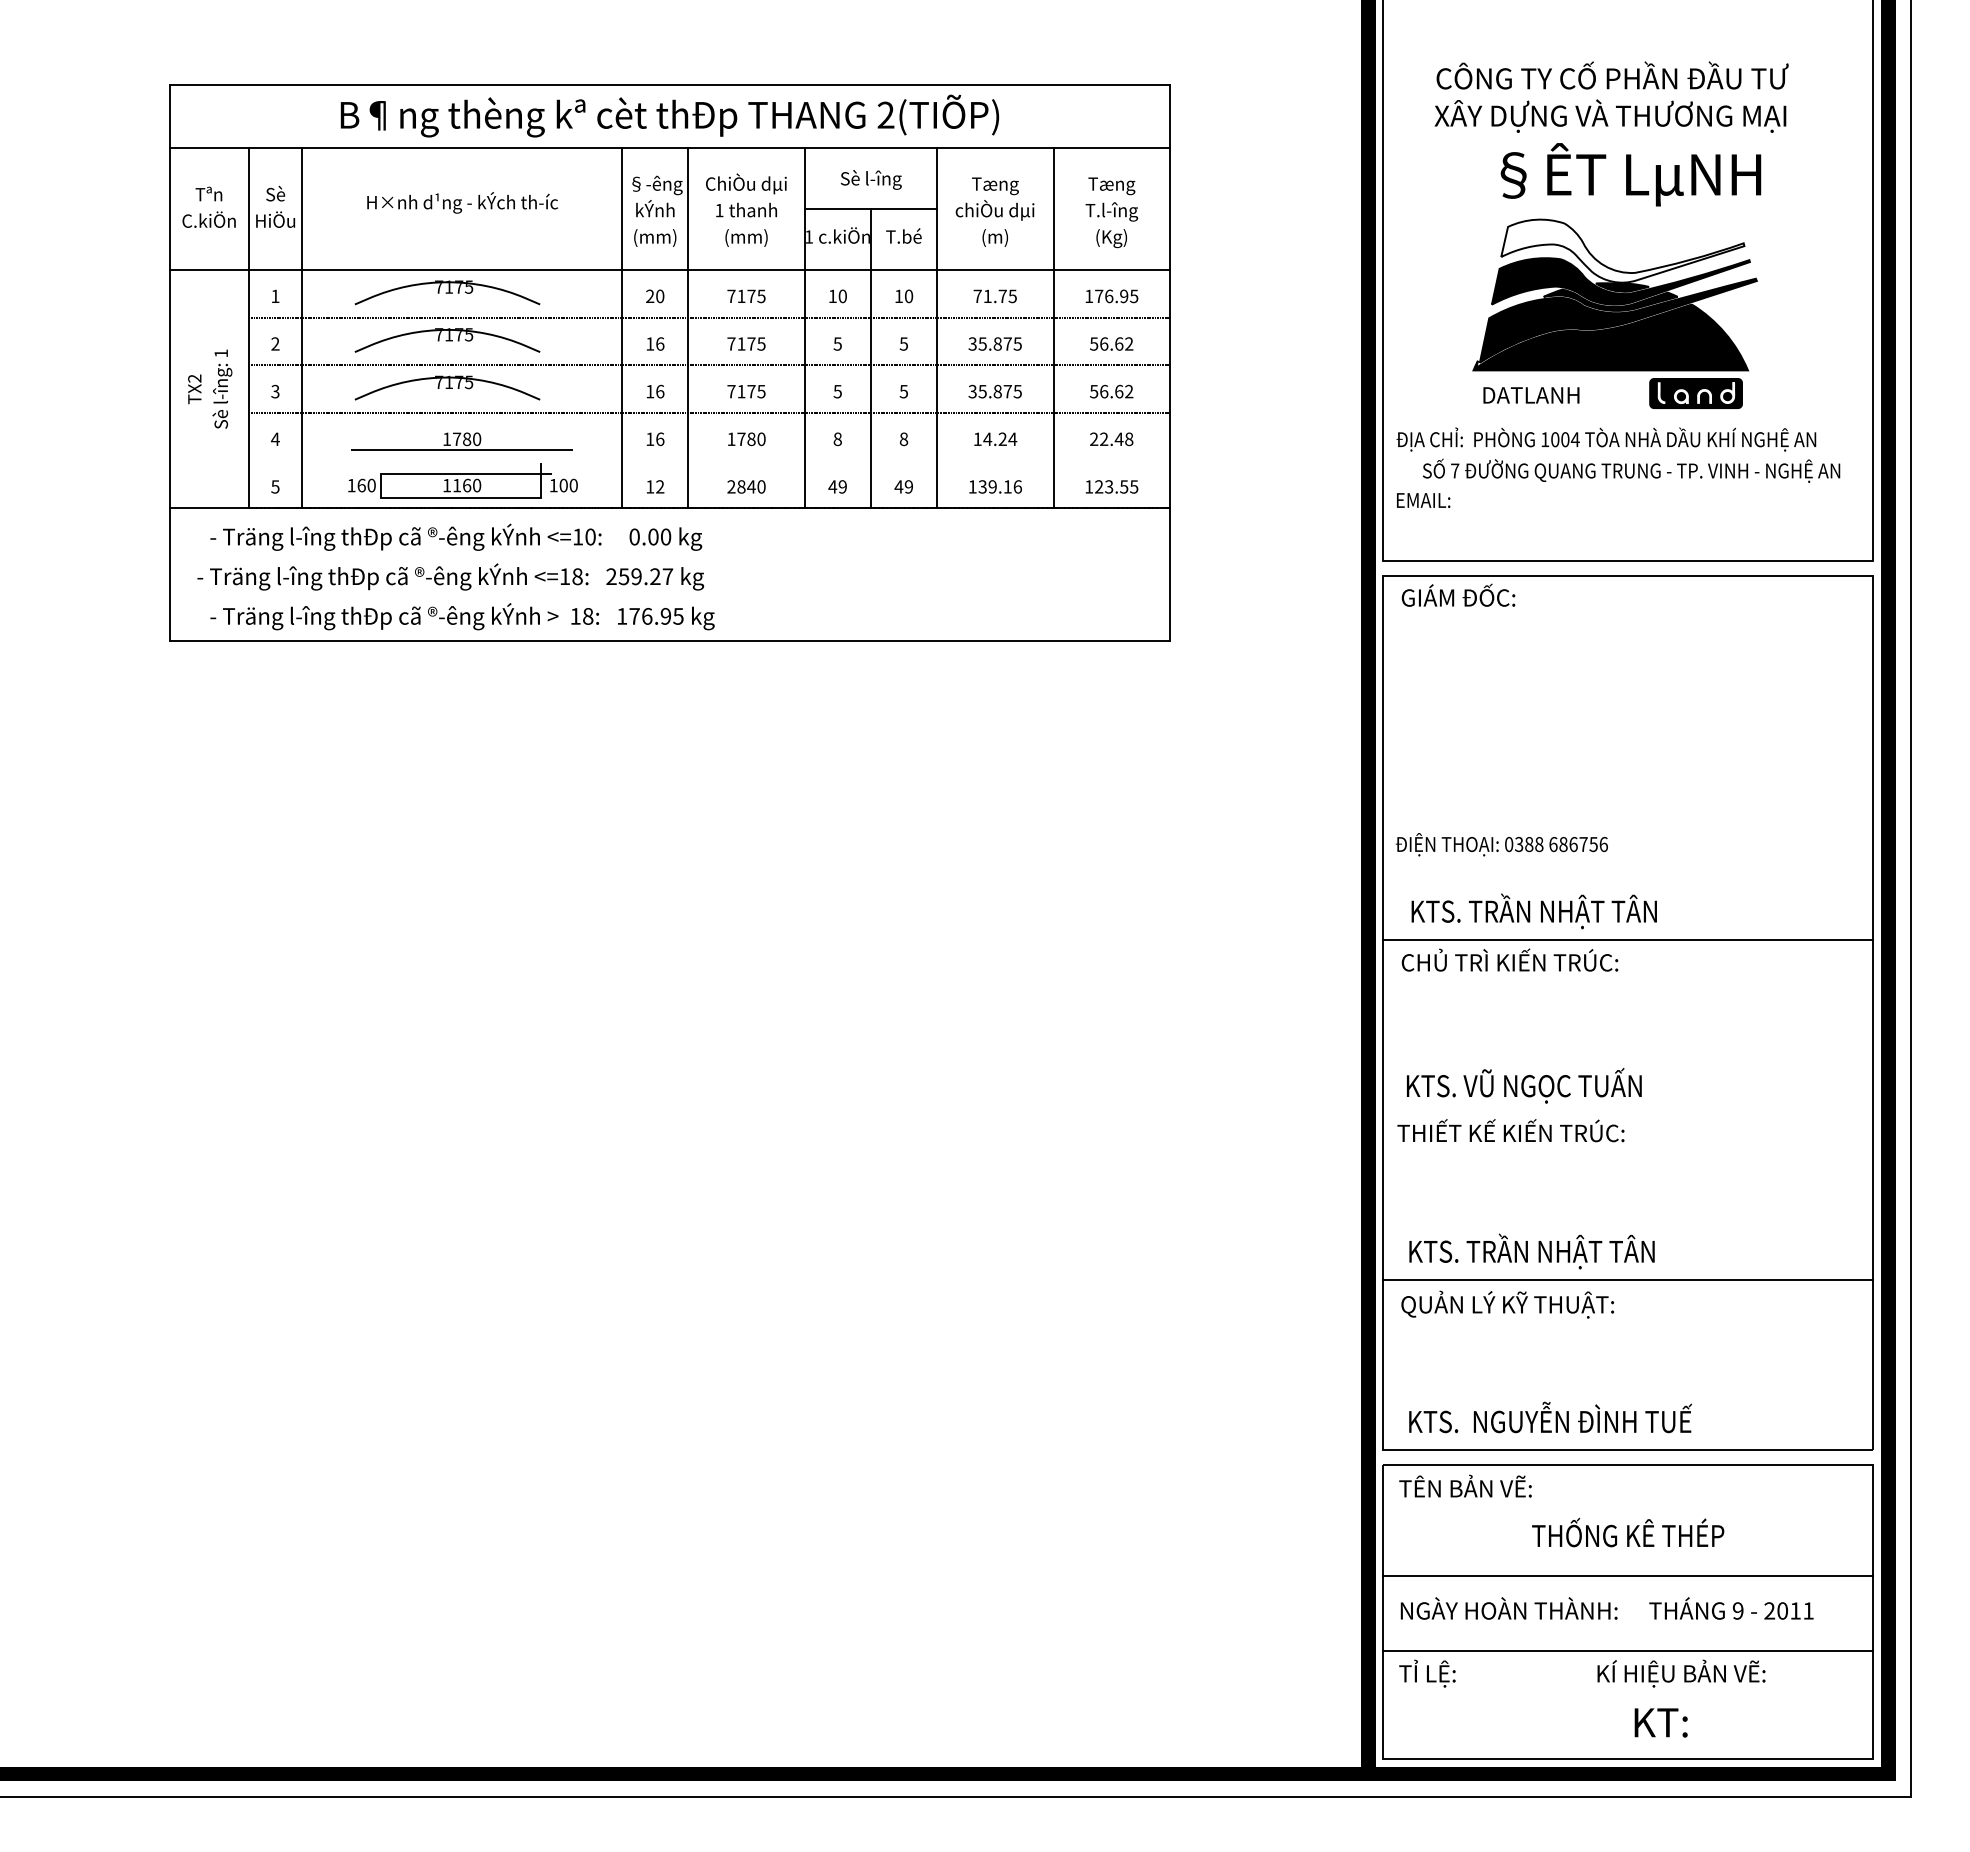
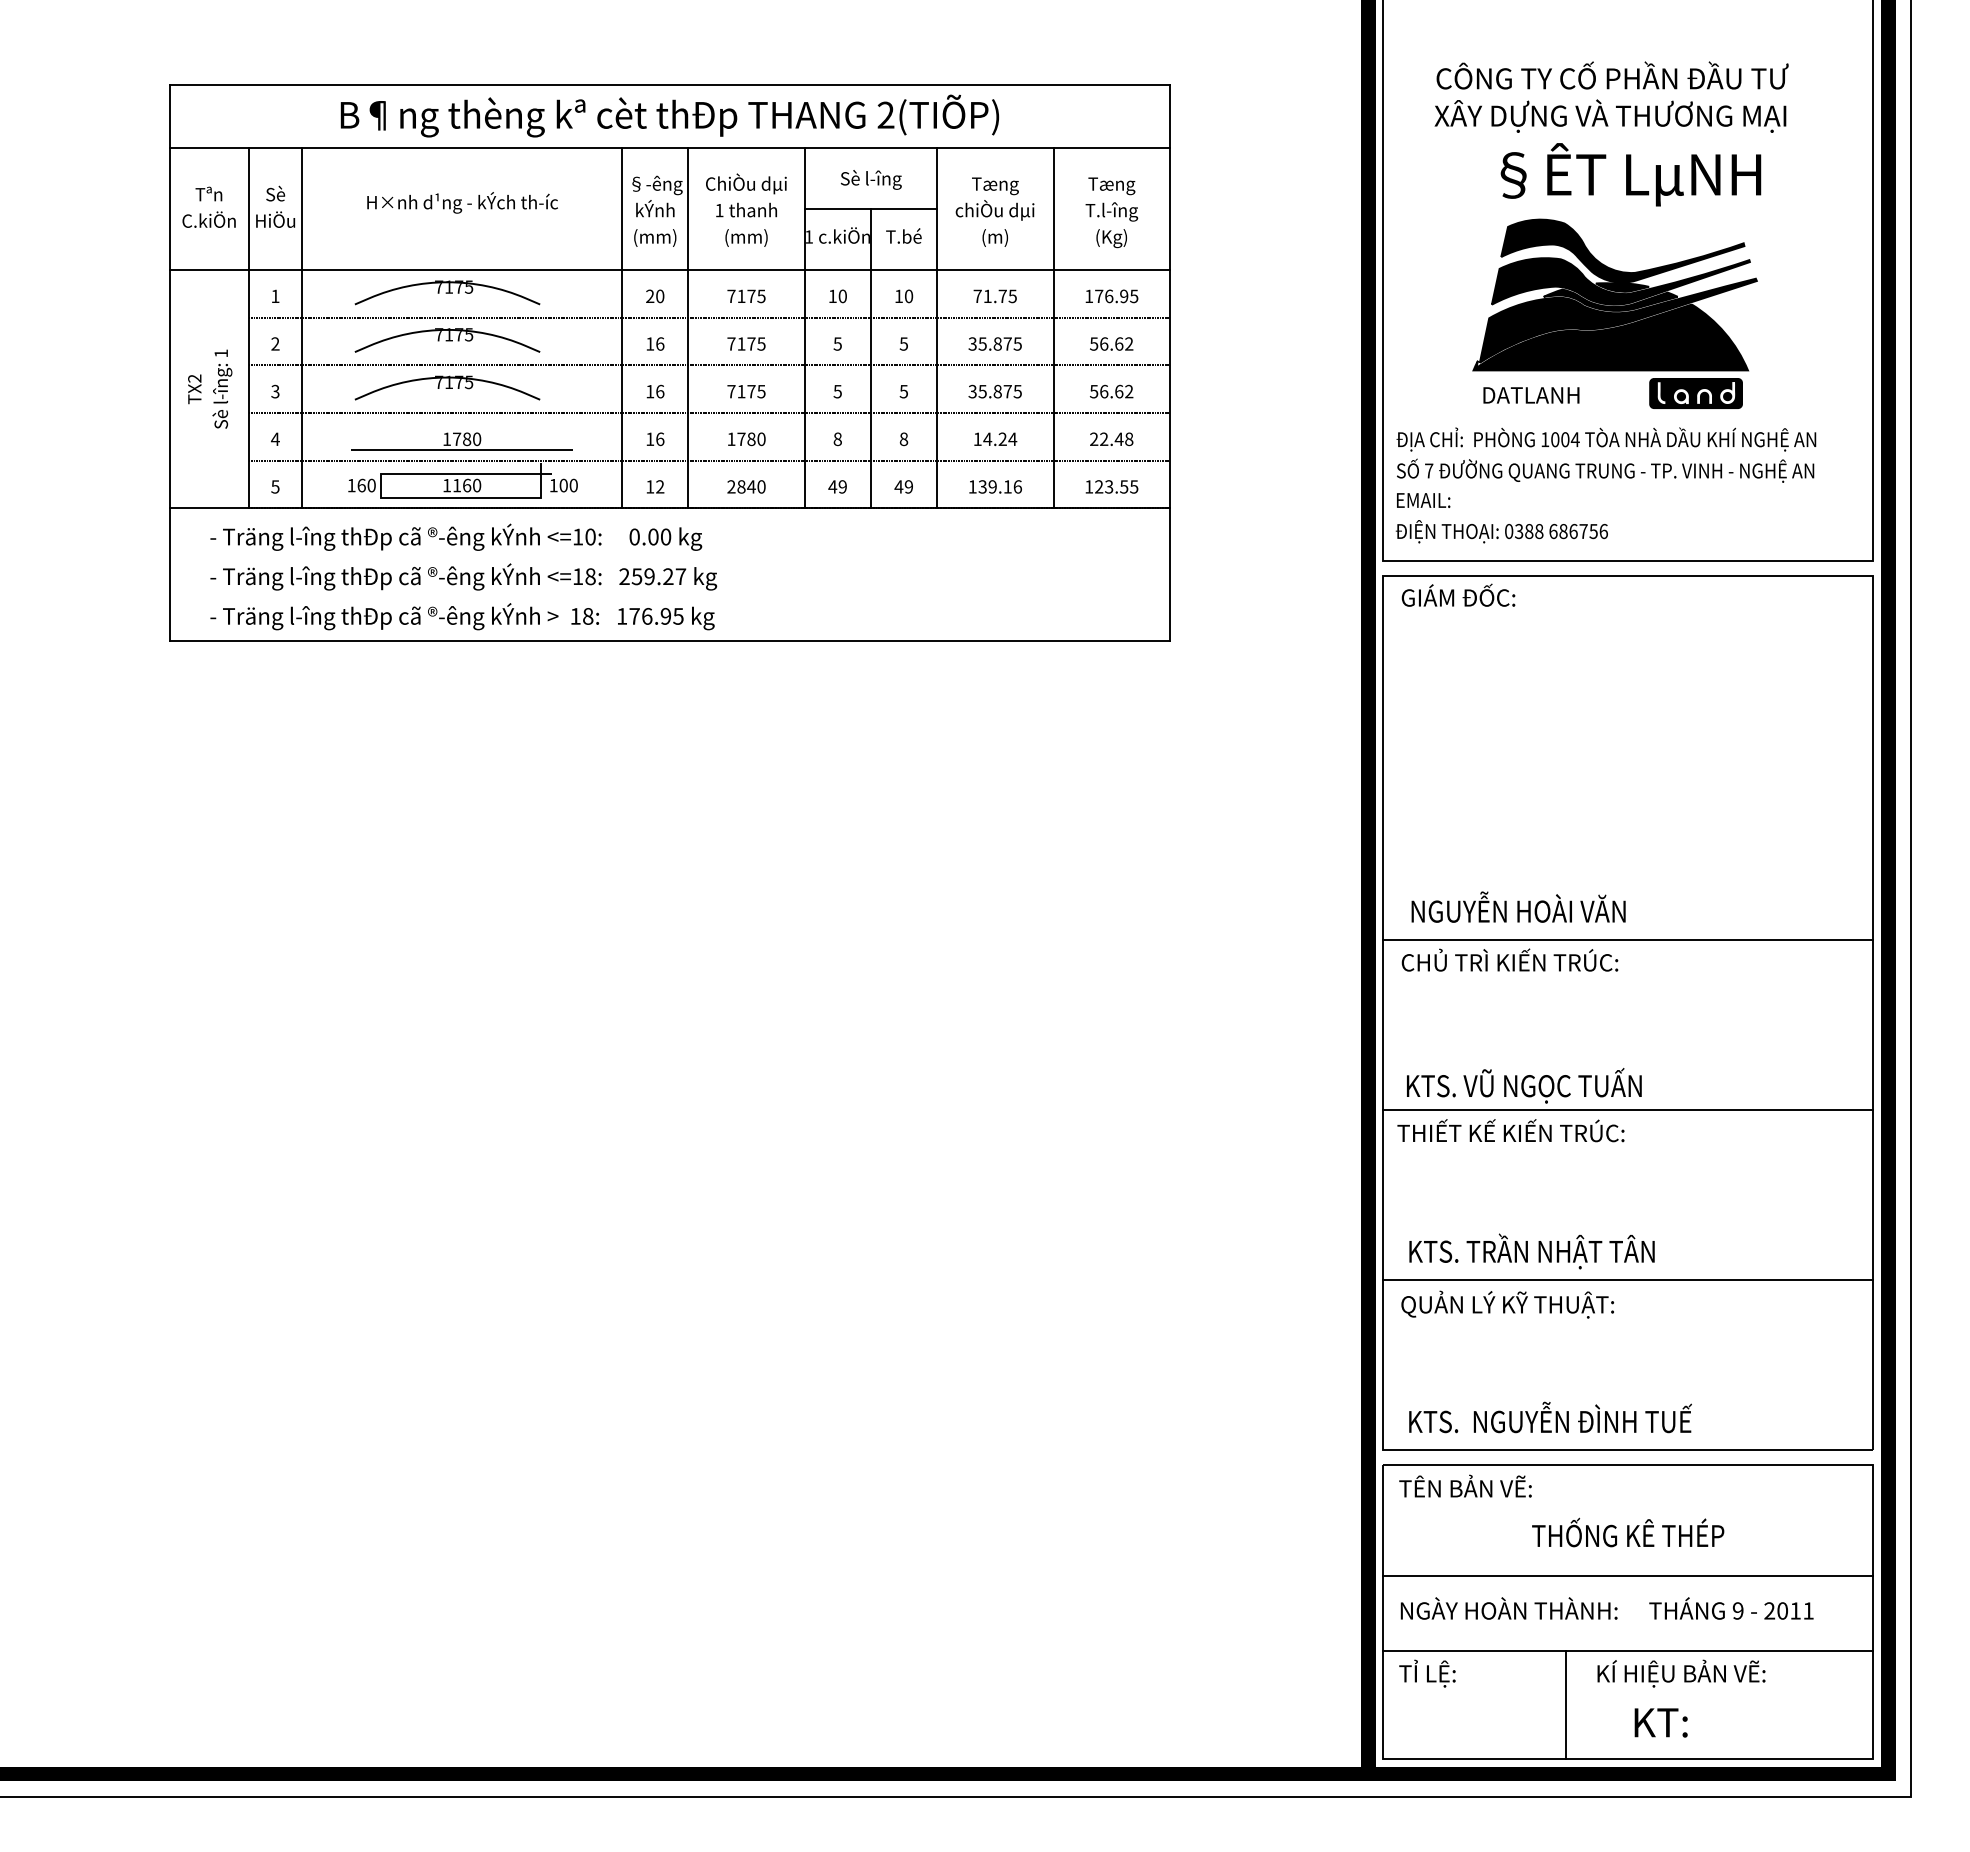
fill: none -> present (1622, 250)
line: none -> present (709, 460)
text position: (1631, 470) -> (1605, 470) (1605, 470)
text position: (450, 576) -> (463, 576) (463, 576)
text position: (1501, 844) -> (1501, 531) (1501, 531)
text: KTS. TRẦN NHẬT TÂN -> NGUYỄN HOÀI VĂN (1534, 910)
line: none -> present (1628, 1110)
line: none -> present (1565, 1704)
